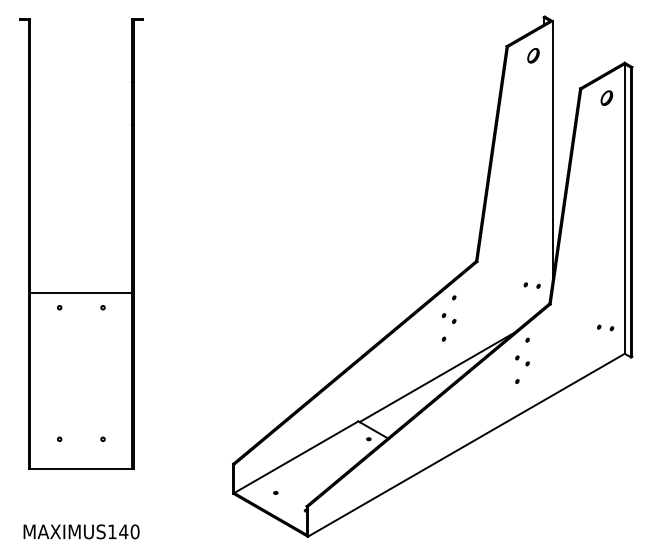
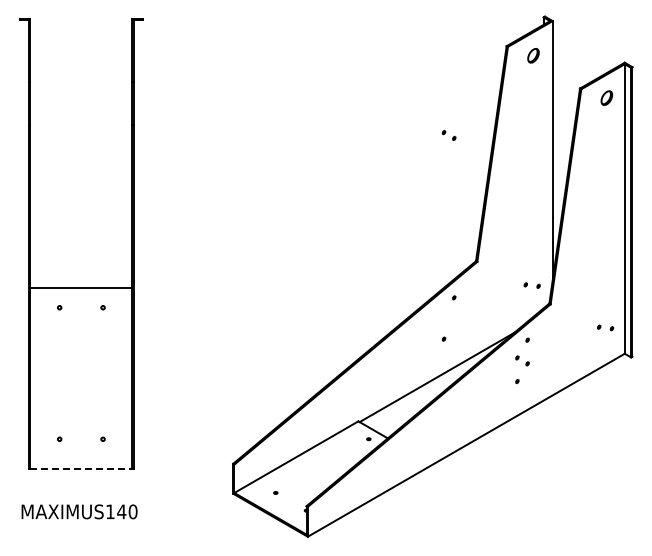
line position: (81, 293) -> (81, 288) (81, 288)
part position: (448, 318) -> (448, 135) (448, 135)
line: solid -> dashed (81, 468)
text position: (81, 531) -> (79, 511) (79, 511)
